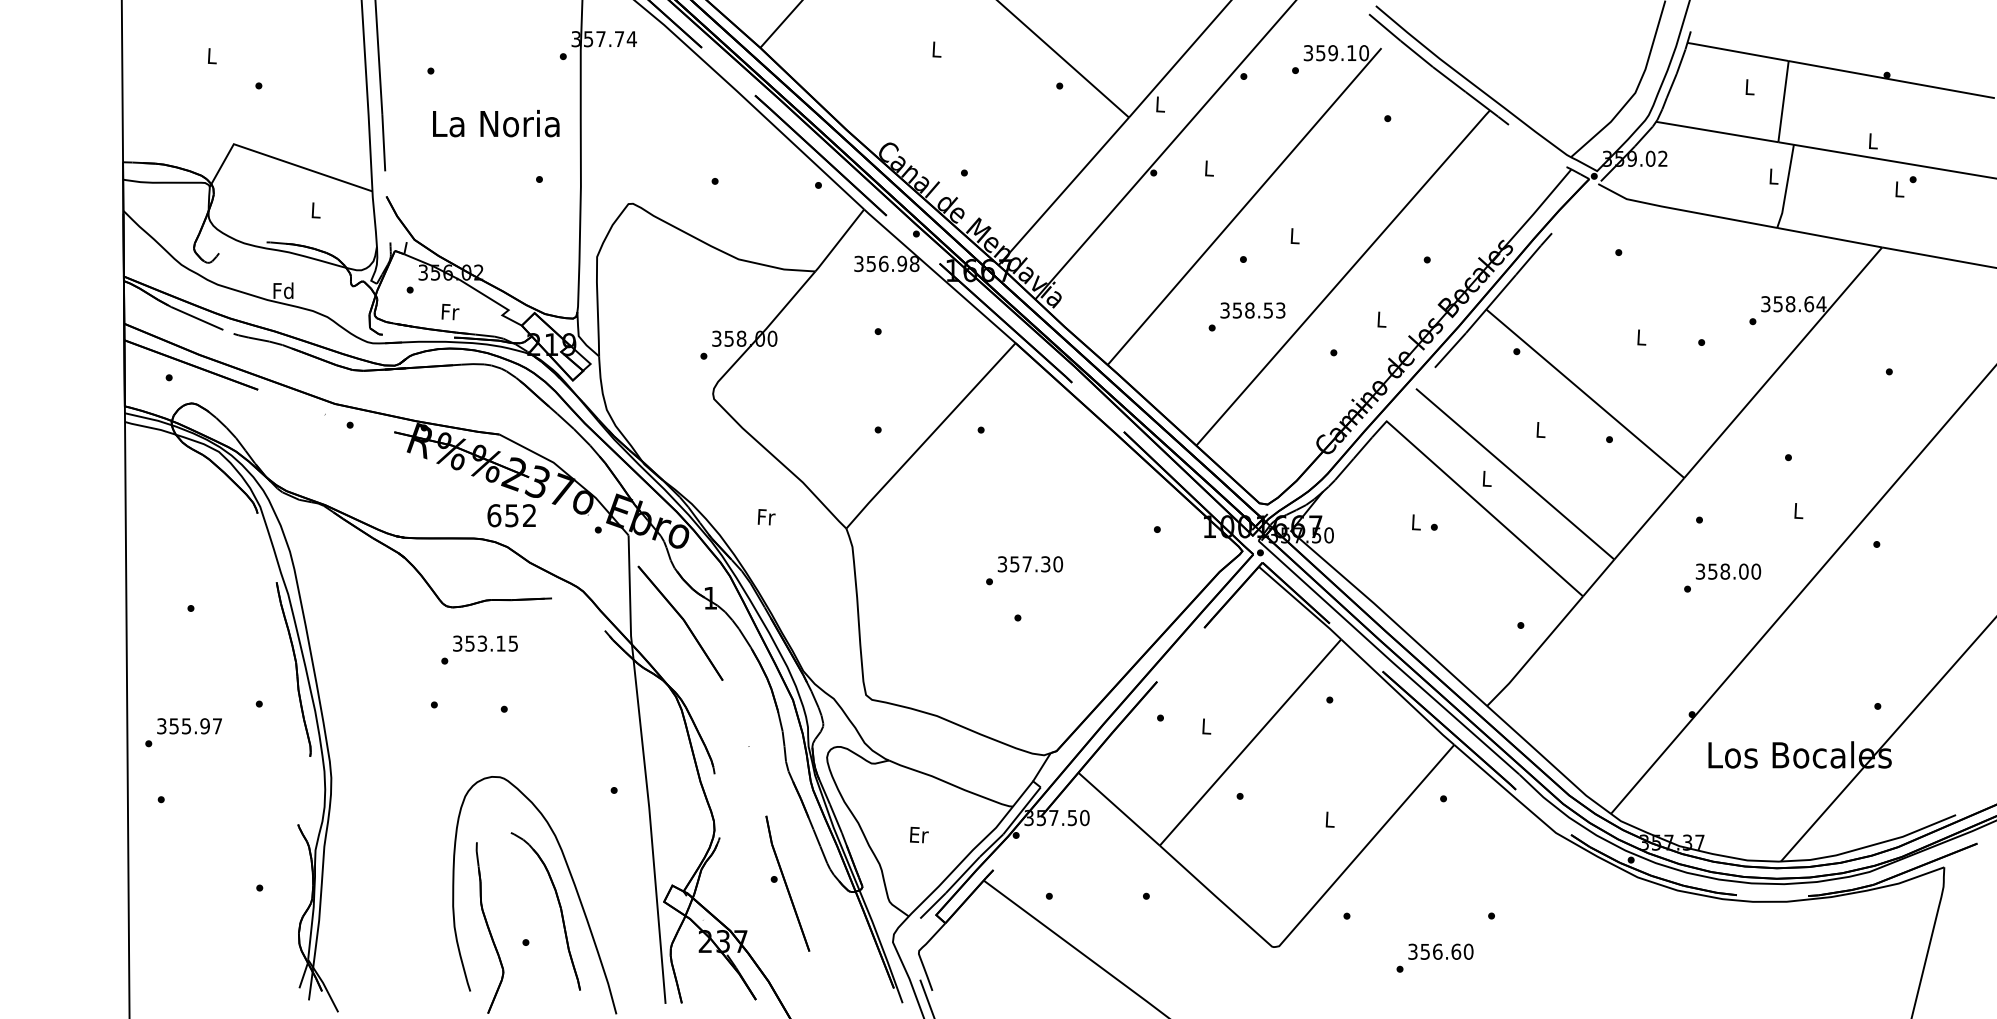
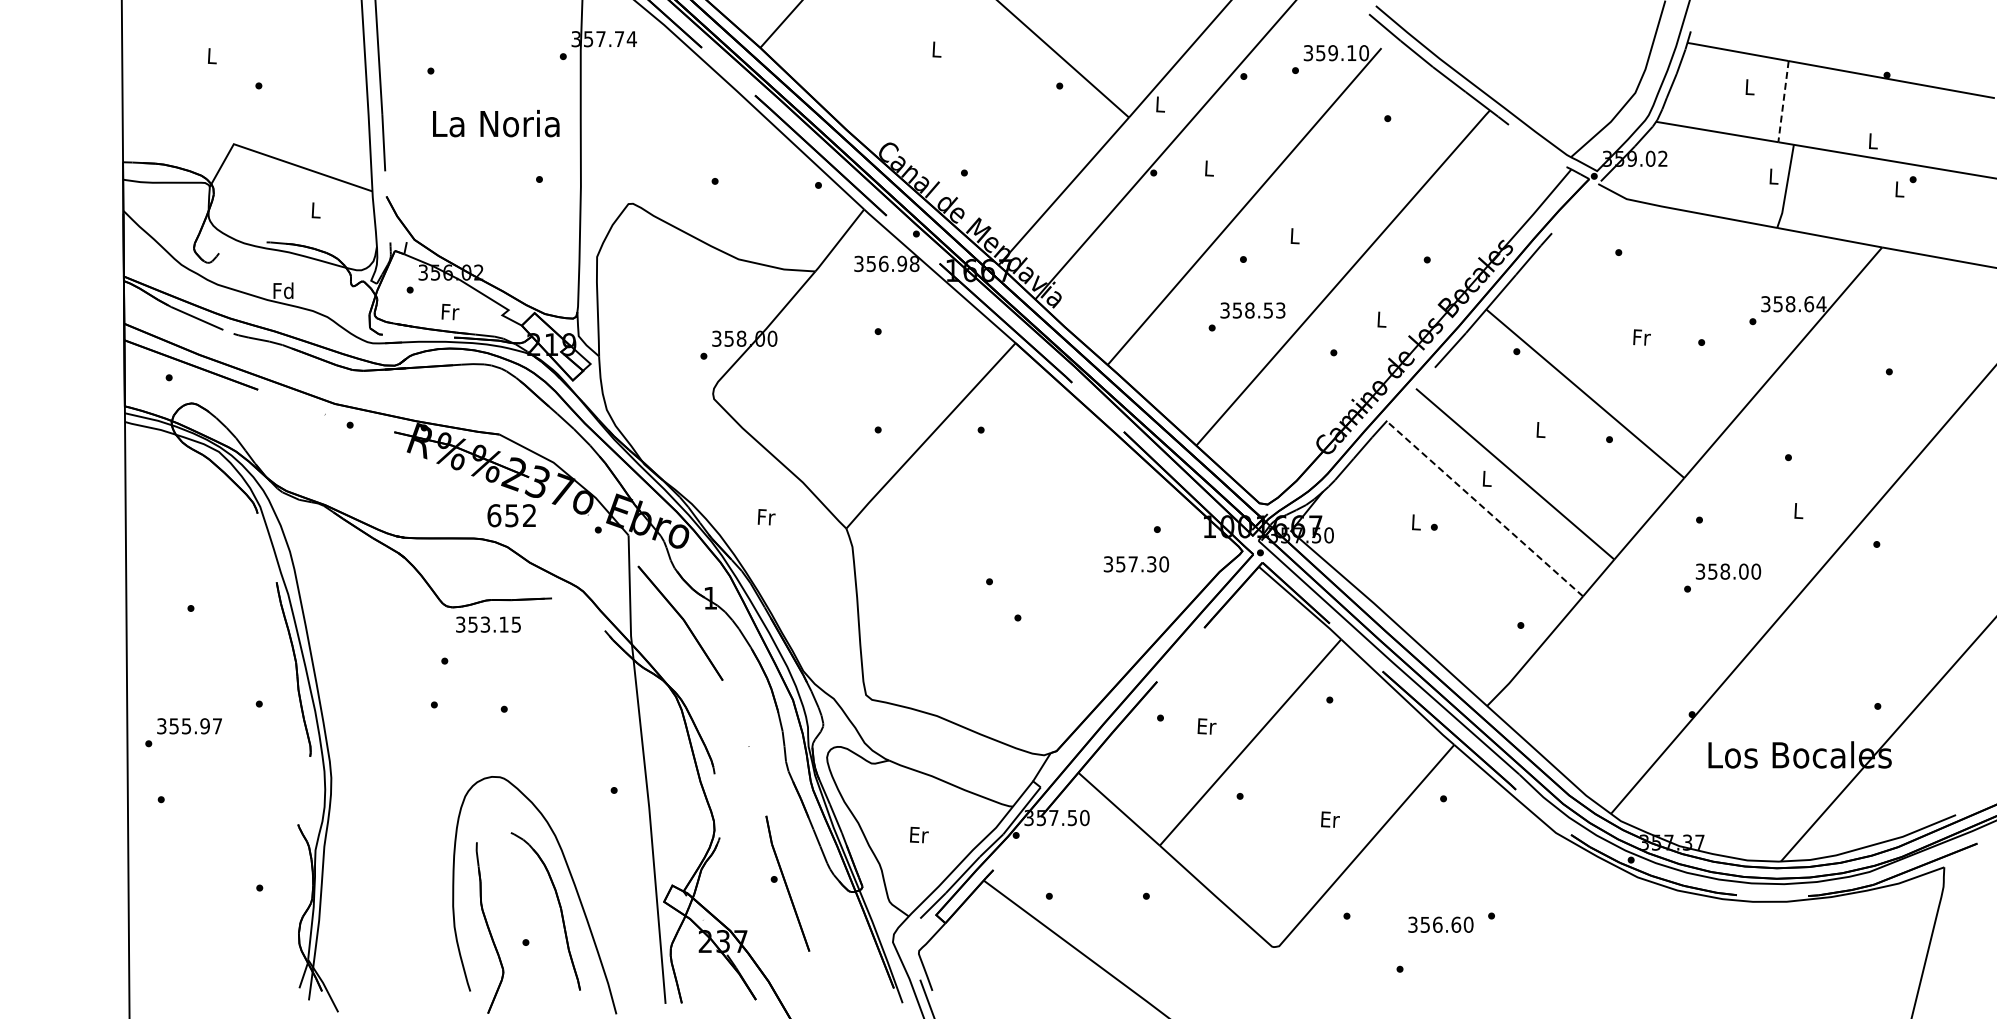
line: solid -> dashed (1783, 101)
text: L -> Fr (1641, 337)
line: solid -> dashed (1484, 508)
text position: (1030, 564) -> (1136, 564) (1136, 564)
text position: (485, 643) -> (488, 624) (488, 624)
text: L -> Er (1206, 726)
text: L -> Er (1330, 819)
text position: (1440, 951) -> (1440, 924) (1440, 924)
